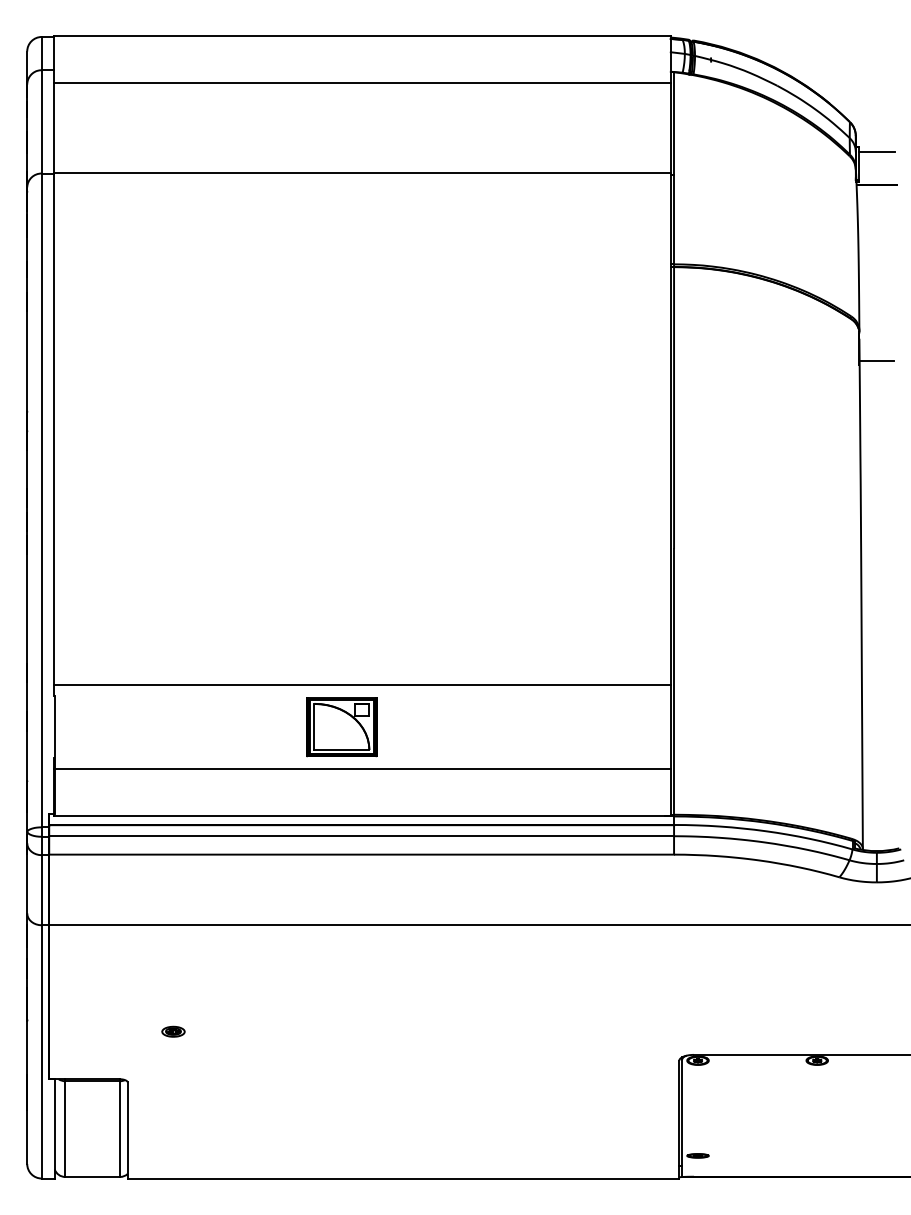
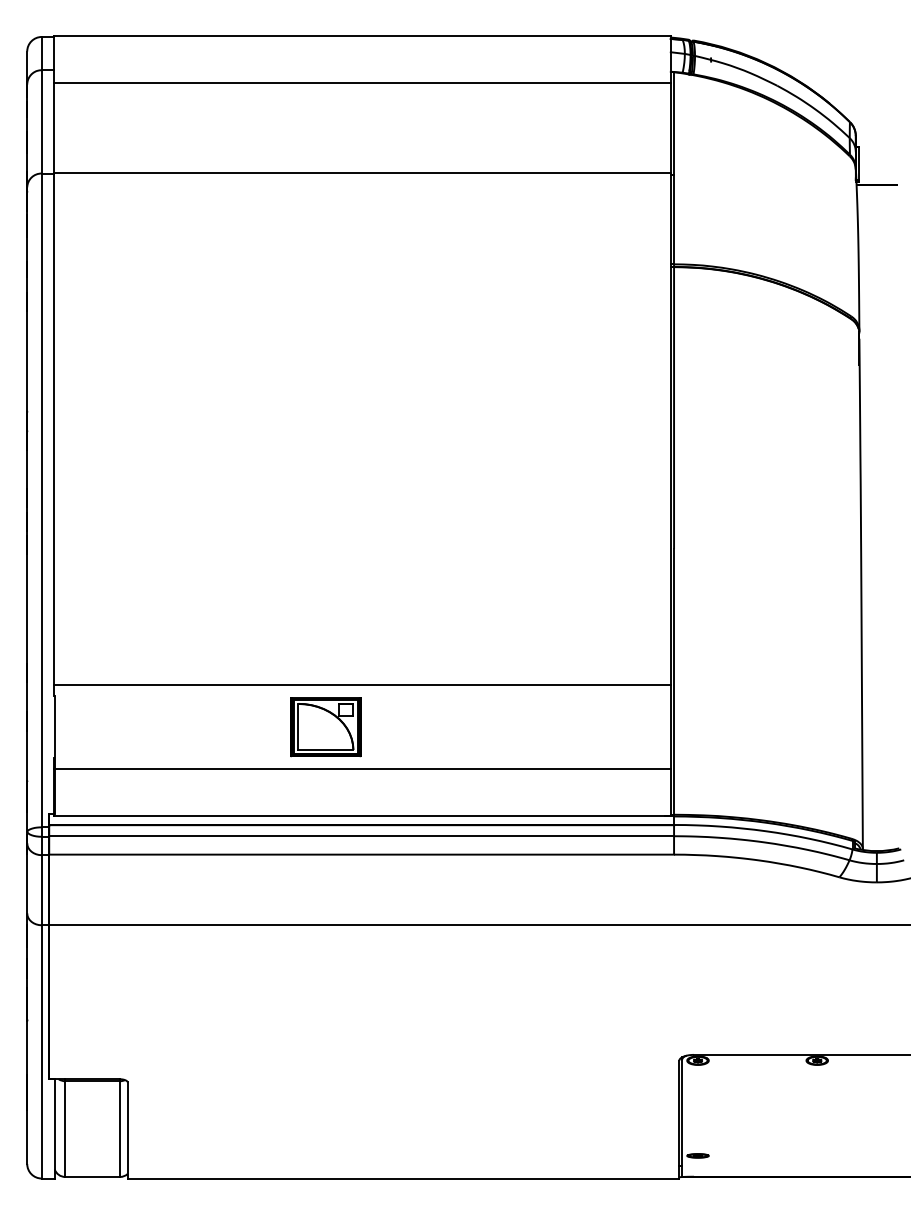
line: present -> none (876, 151)
line: present -> none (876, 360)
part position: (341, 727) -> (325, 727) (325, 727)
part: present -> none (173, 1031)
